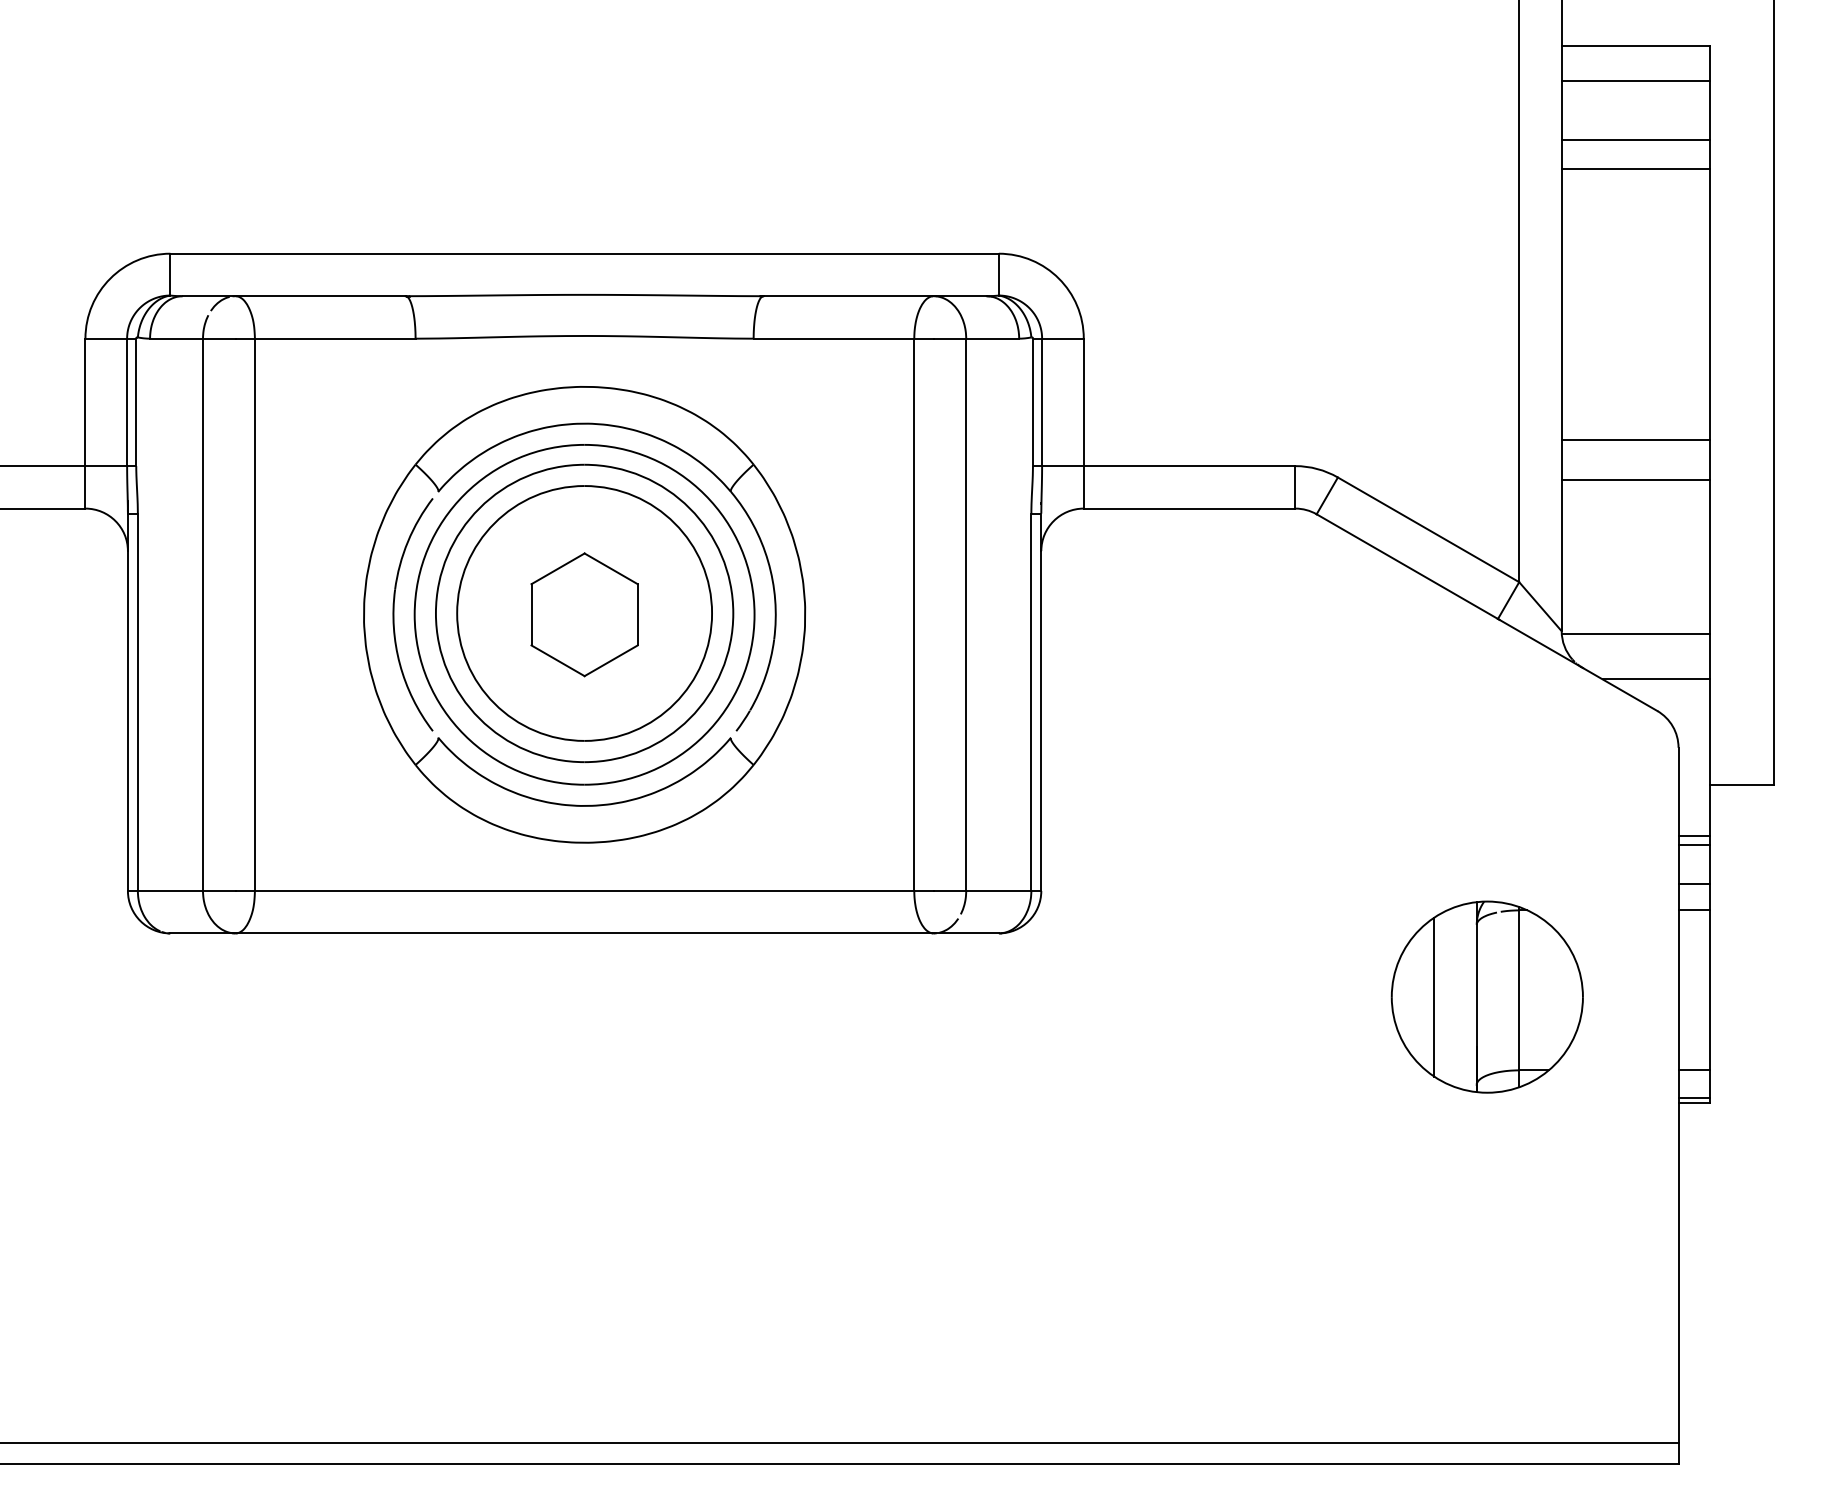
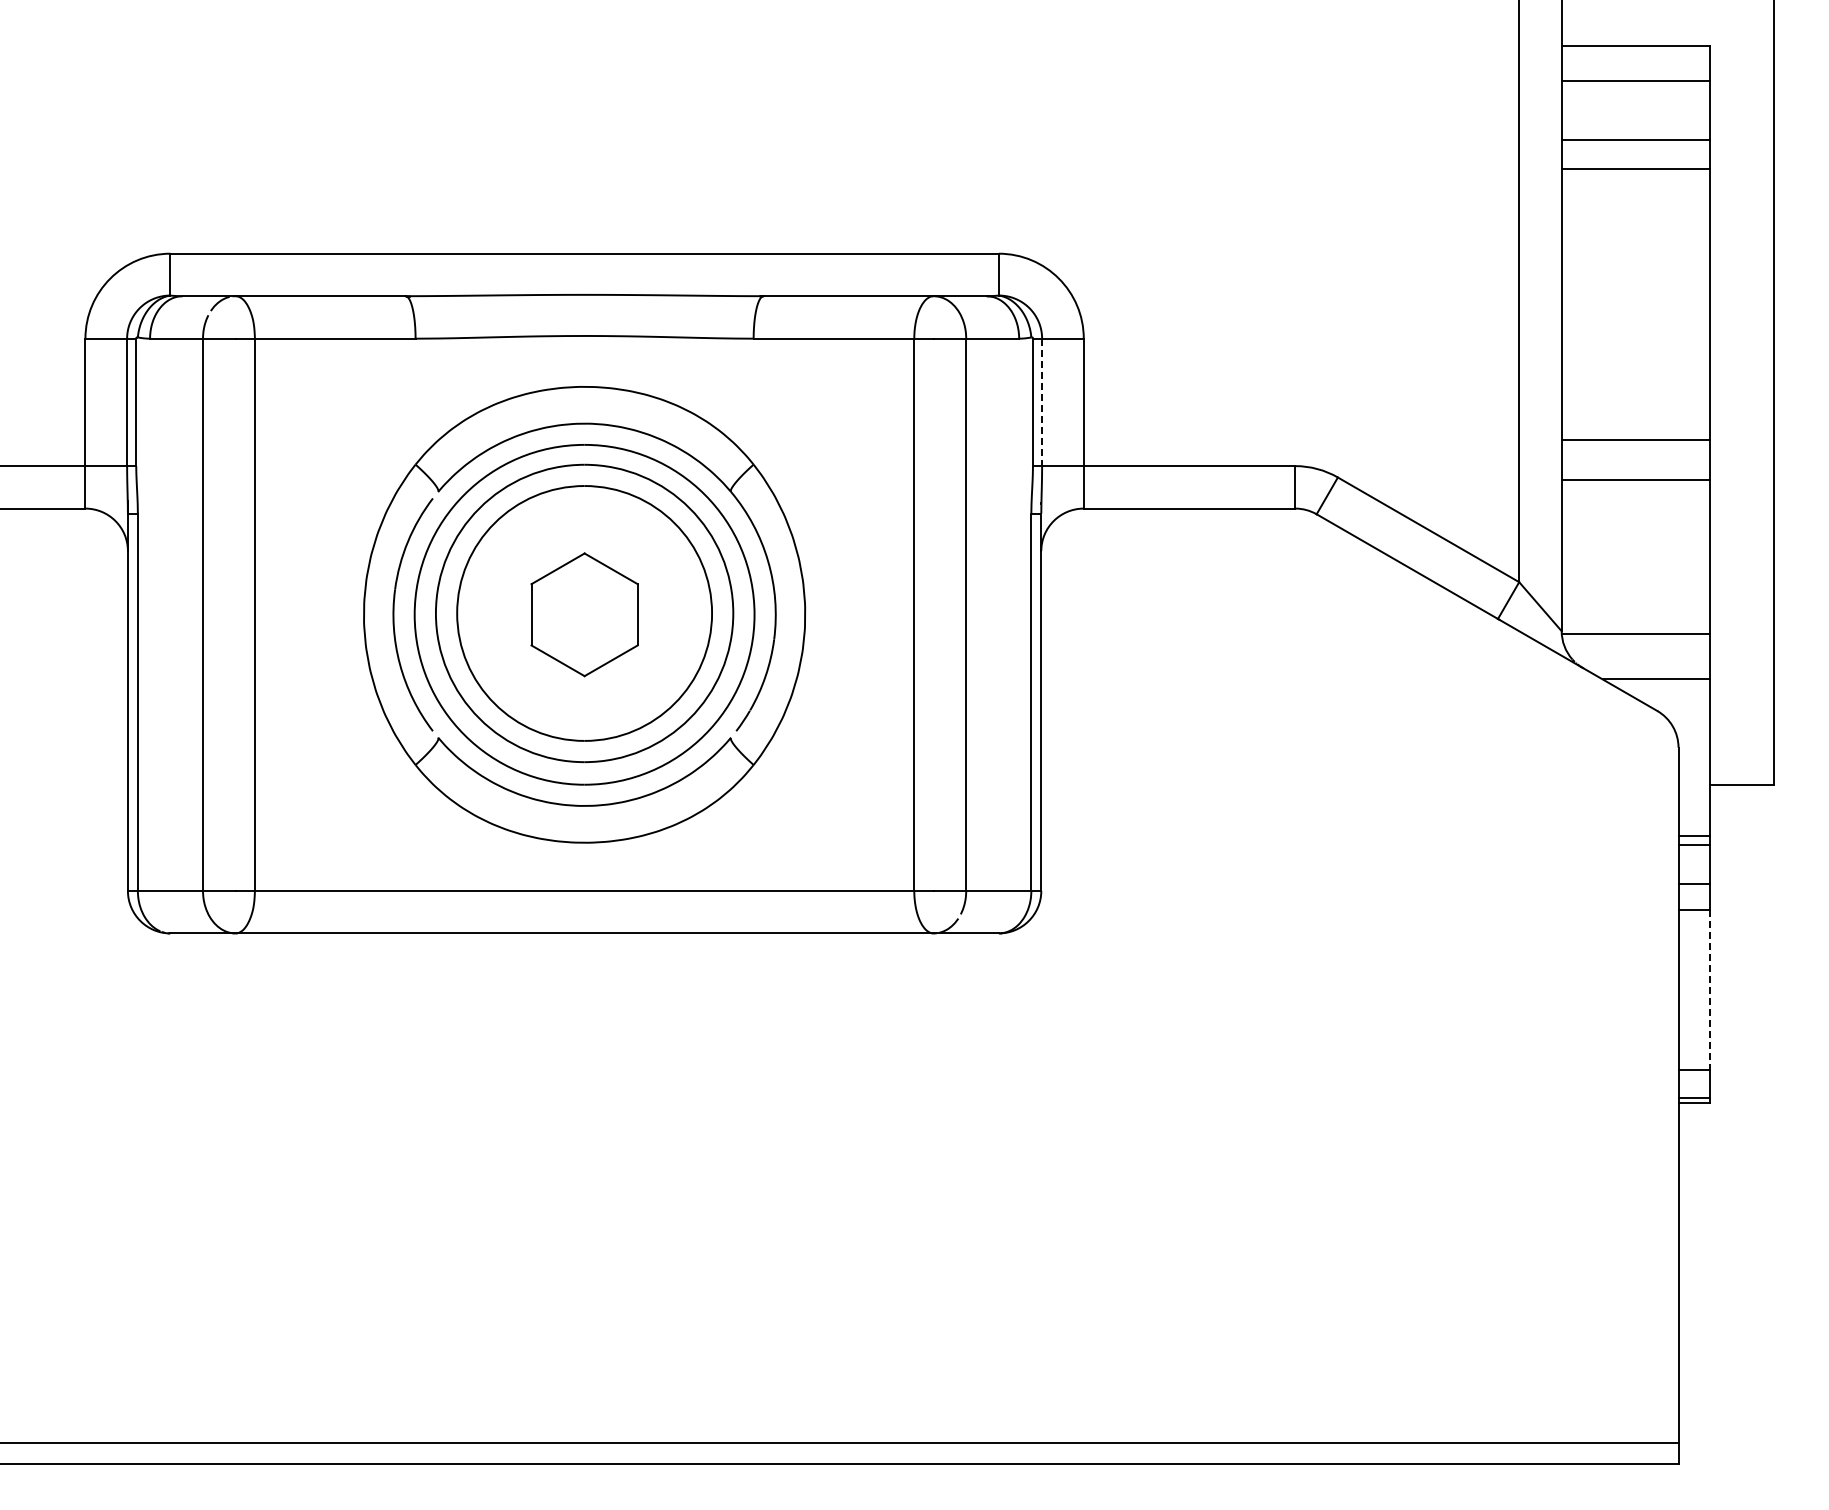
line: solid -> dashed (1042, 402)
line: solid -> dashed (1710, 990)
part: present -> none (1486, 996)
